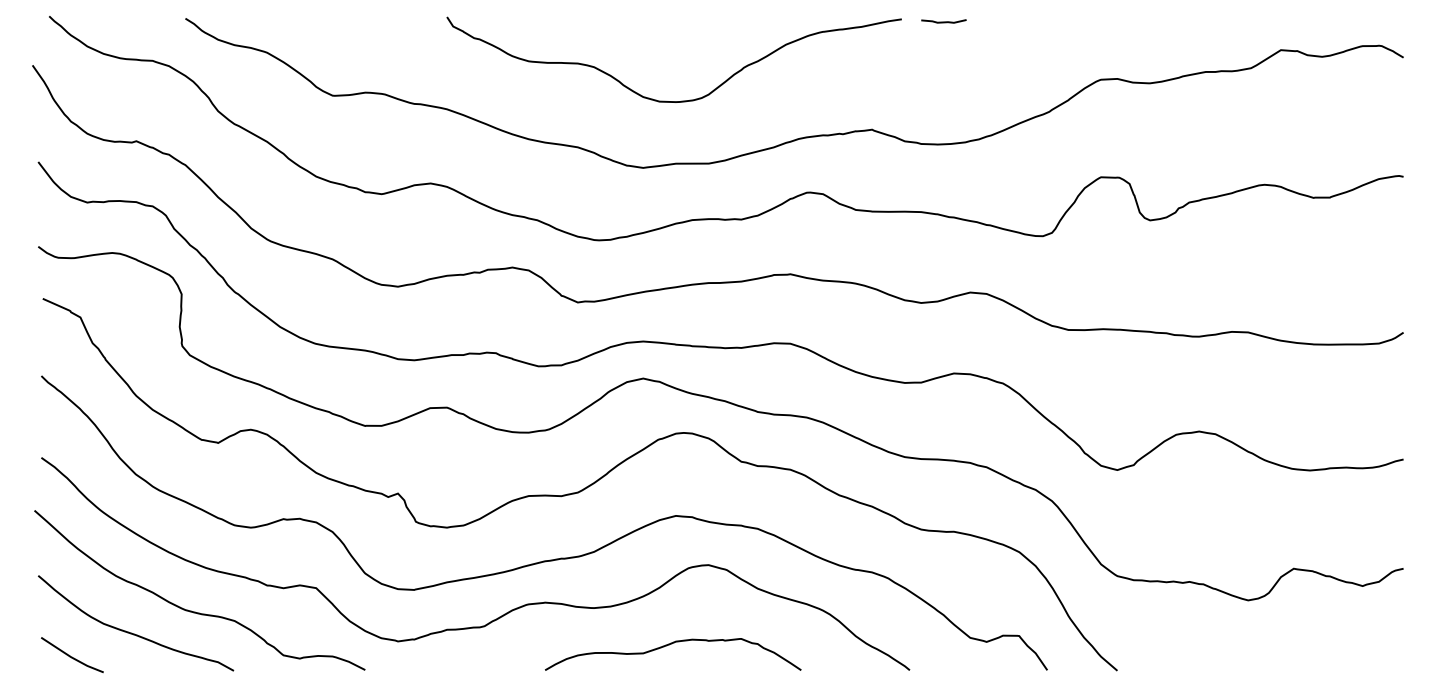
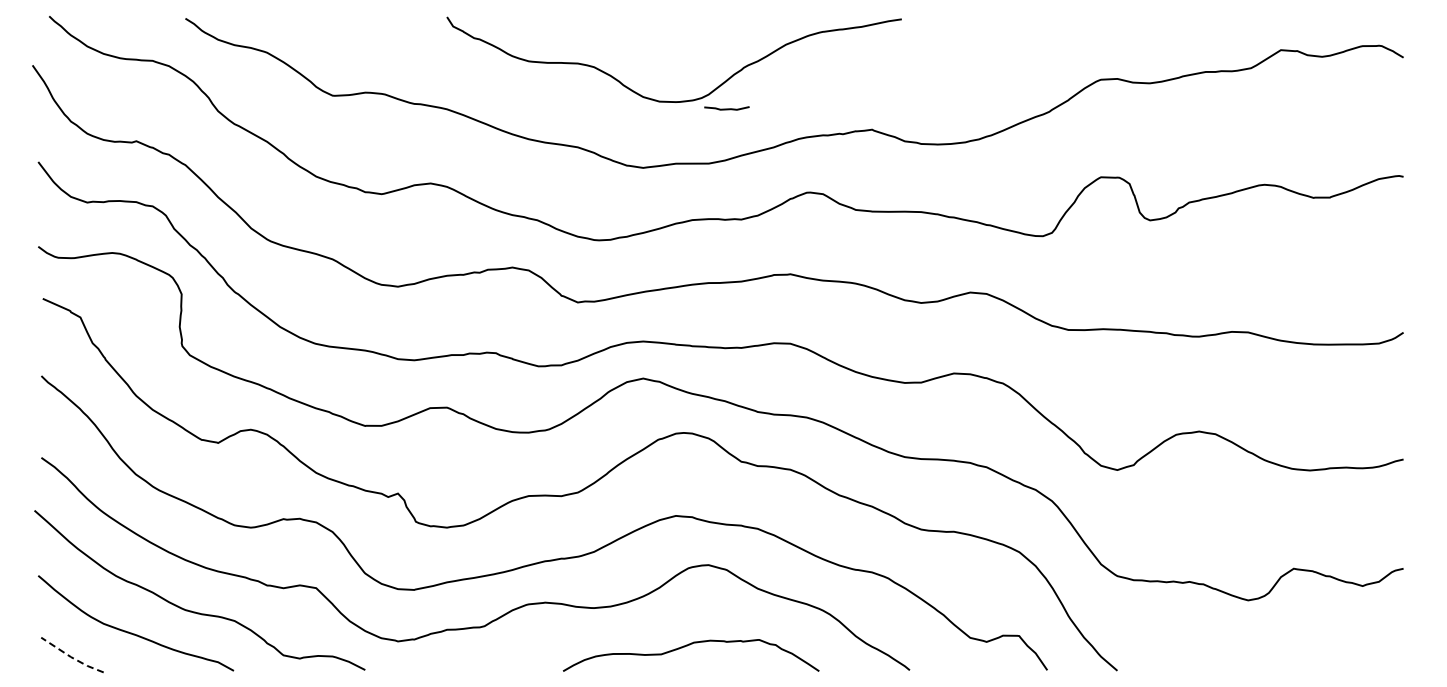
curve position: (943, 21) -> (726, 108) (726, 108)
curve position: (669, 645) -> (687, 646) (687, 646)
line: solid -> dashed (71, 657)
